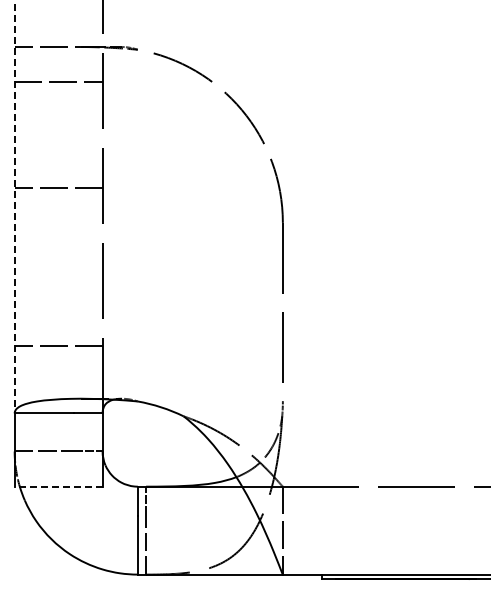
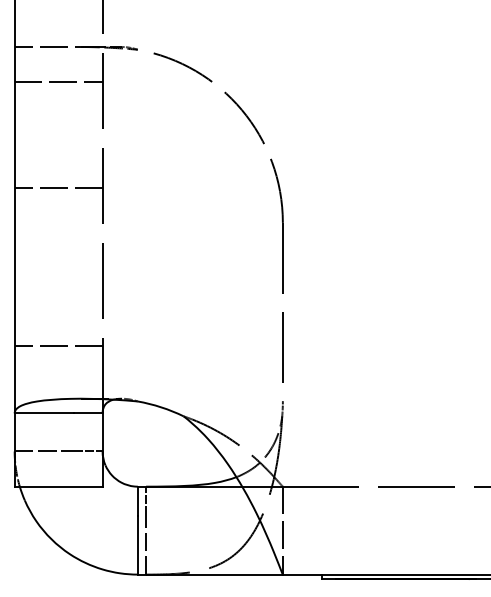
line: dashed -> solid (14, 207)
line: dashed -> solid (58, 486)
